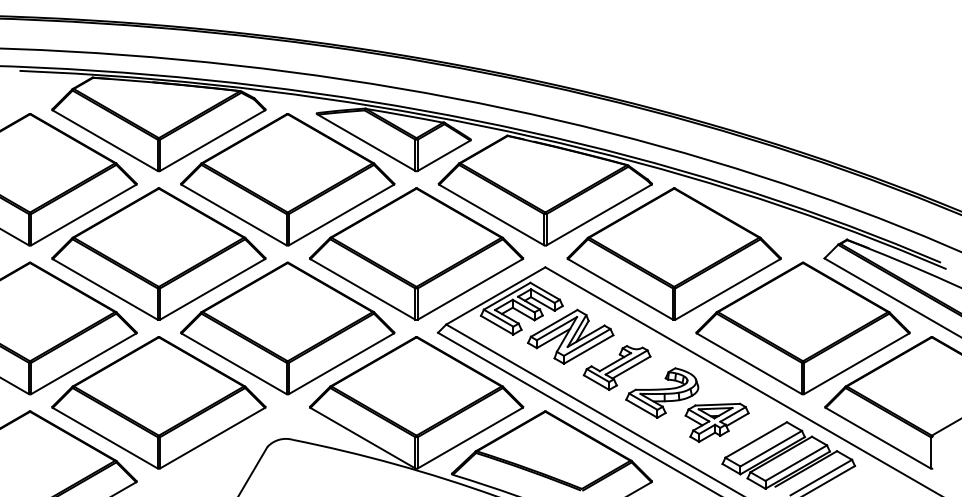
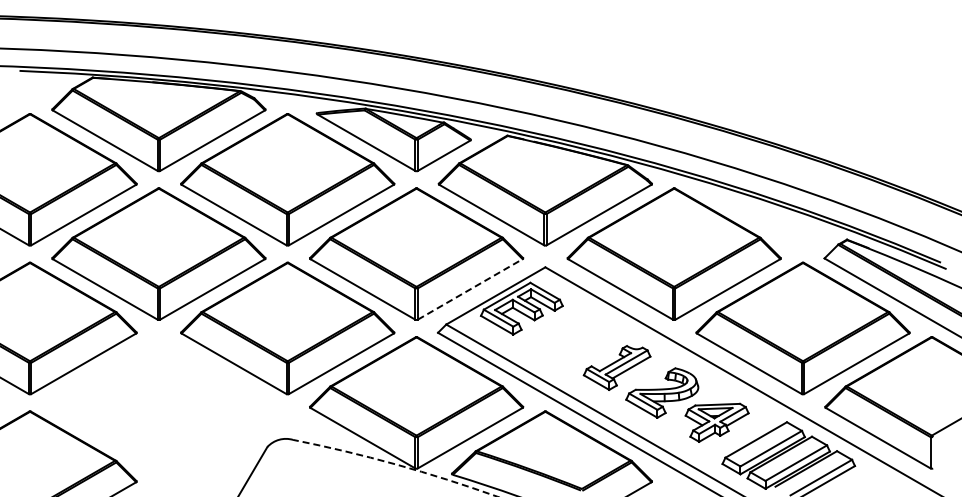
line: solid -> dashed (470, 289)
part: present -> none (570, 336)
part: present -> none (158, 402)
arc: solid -> dashed (396, 464)
